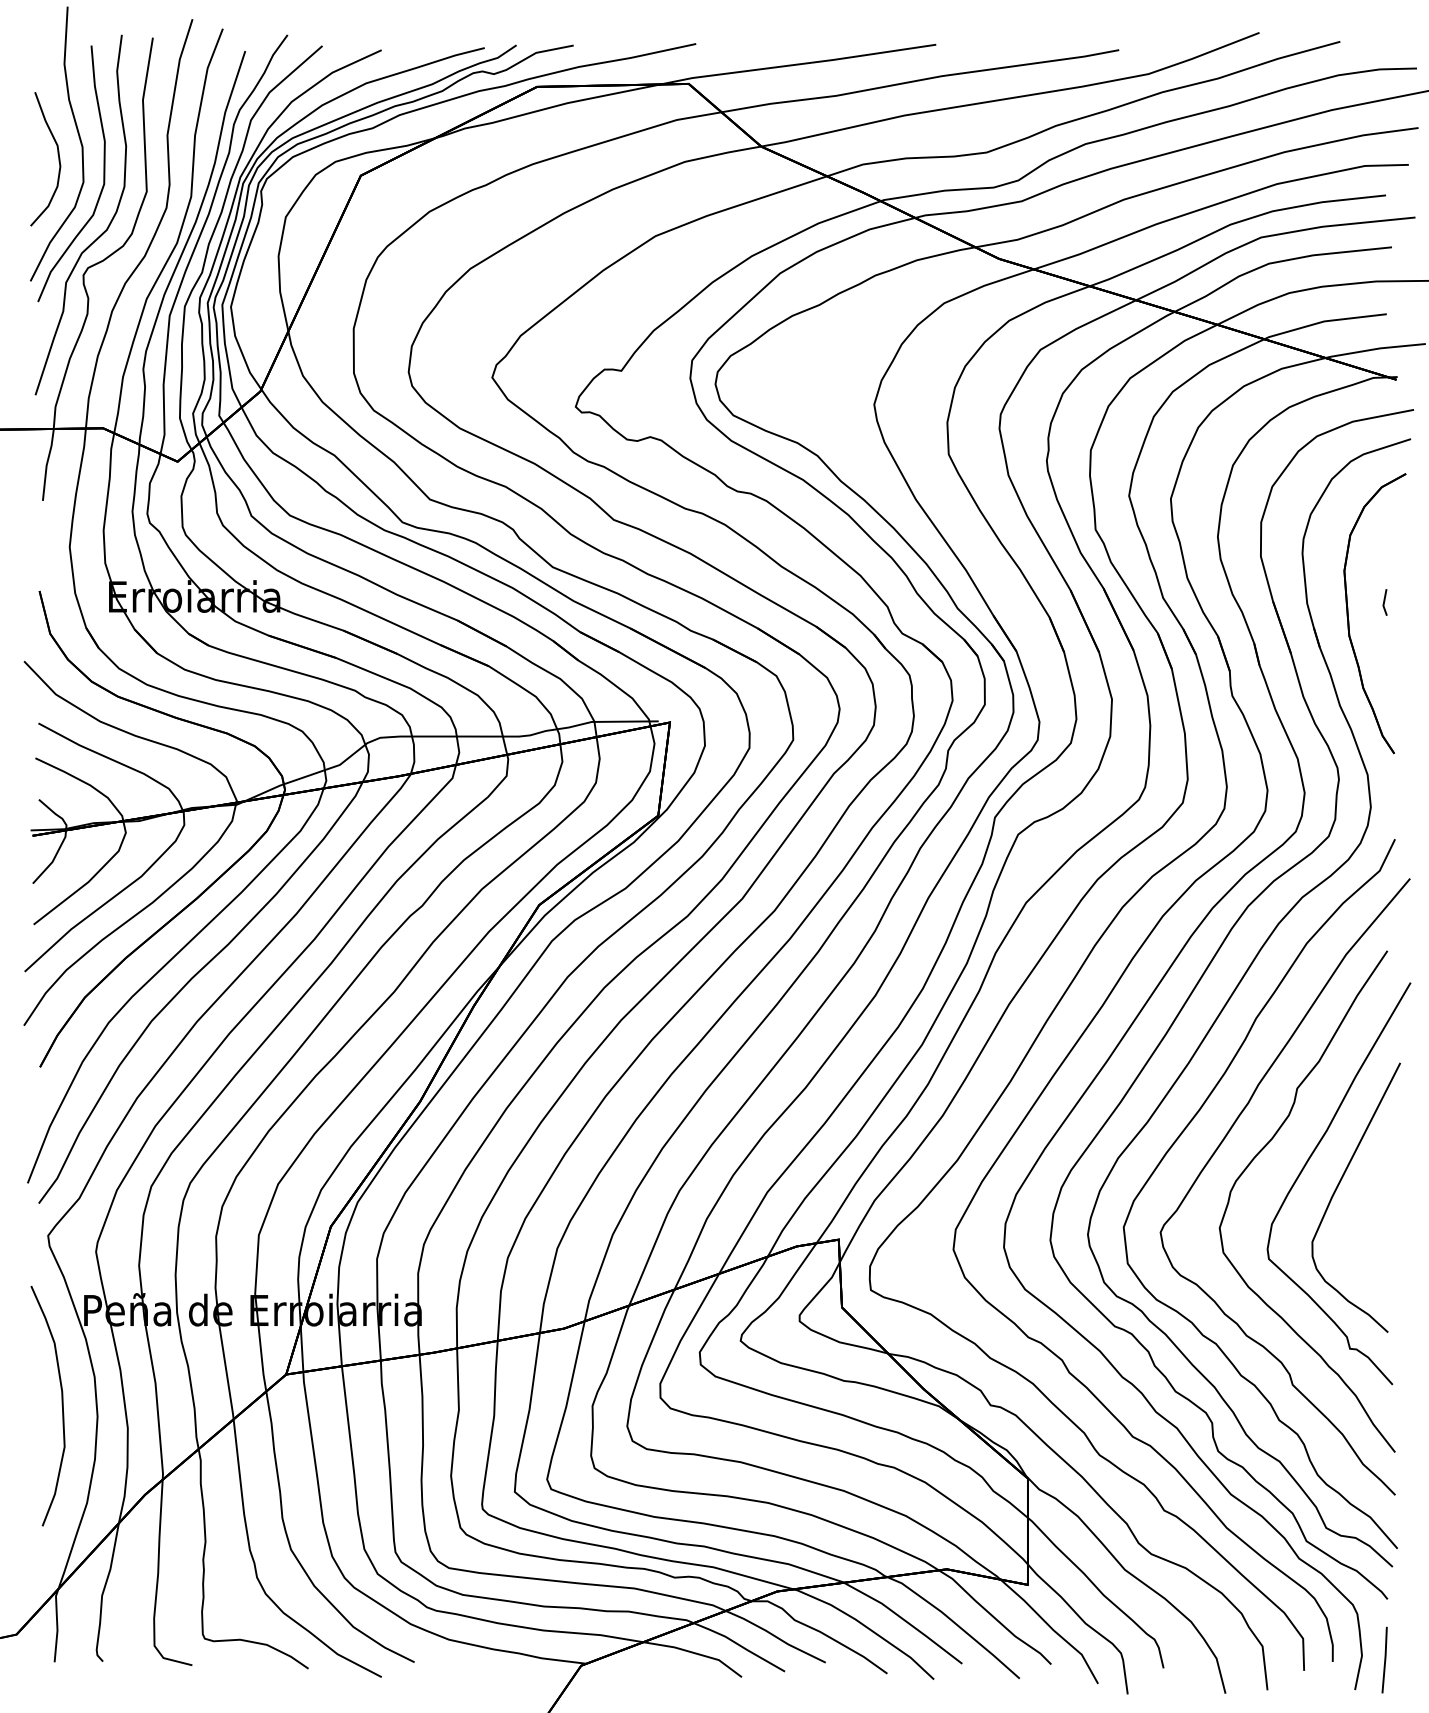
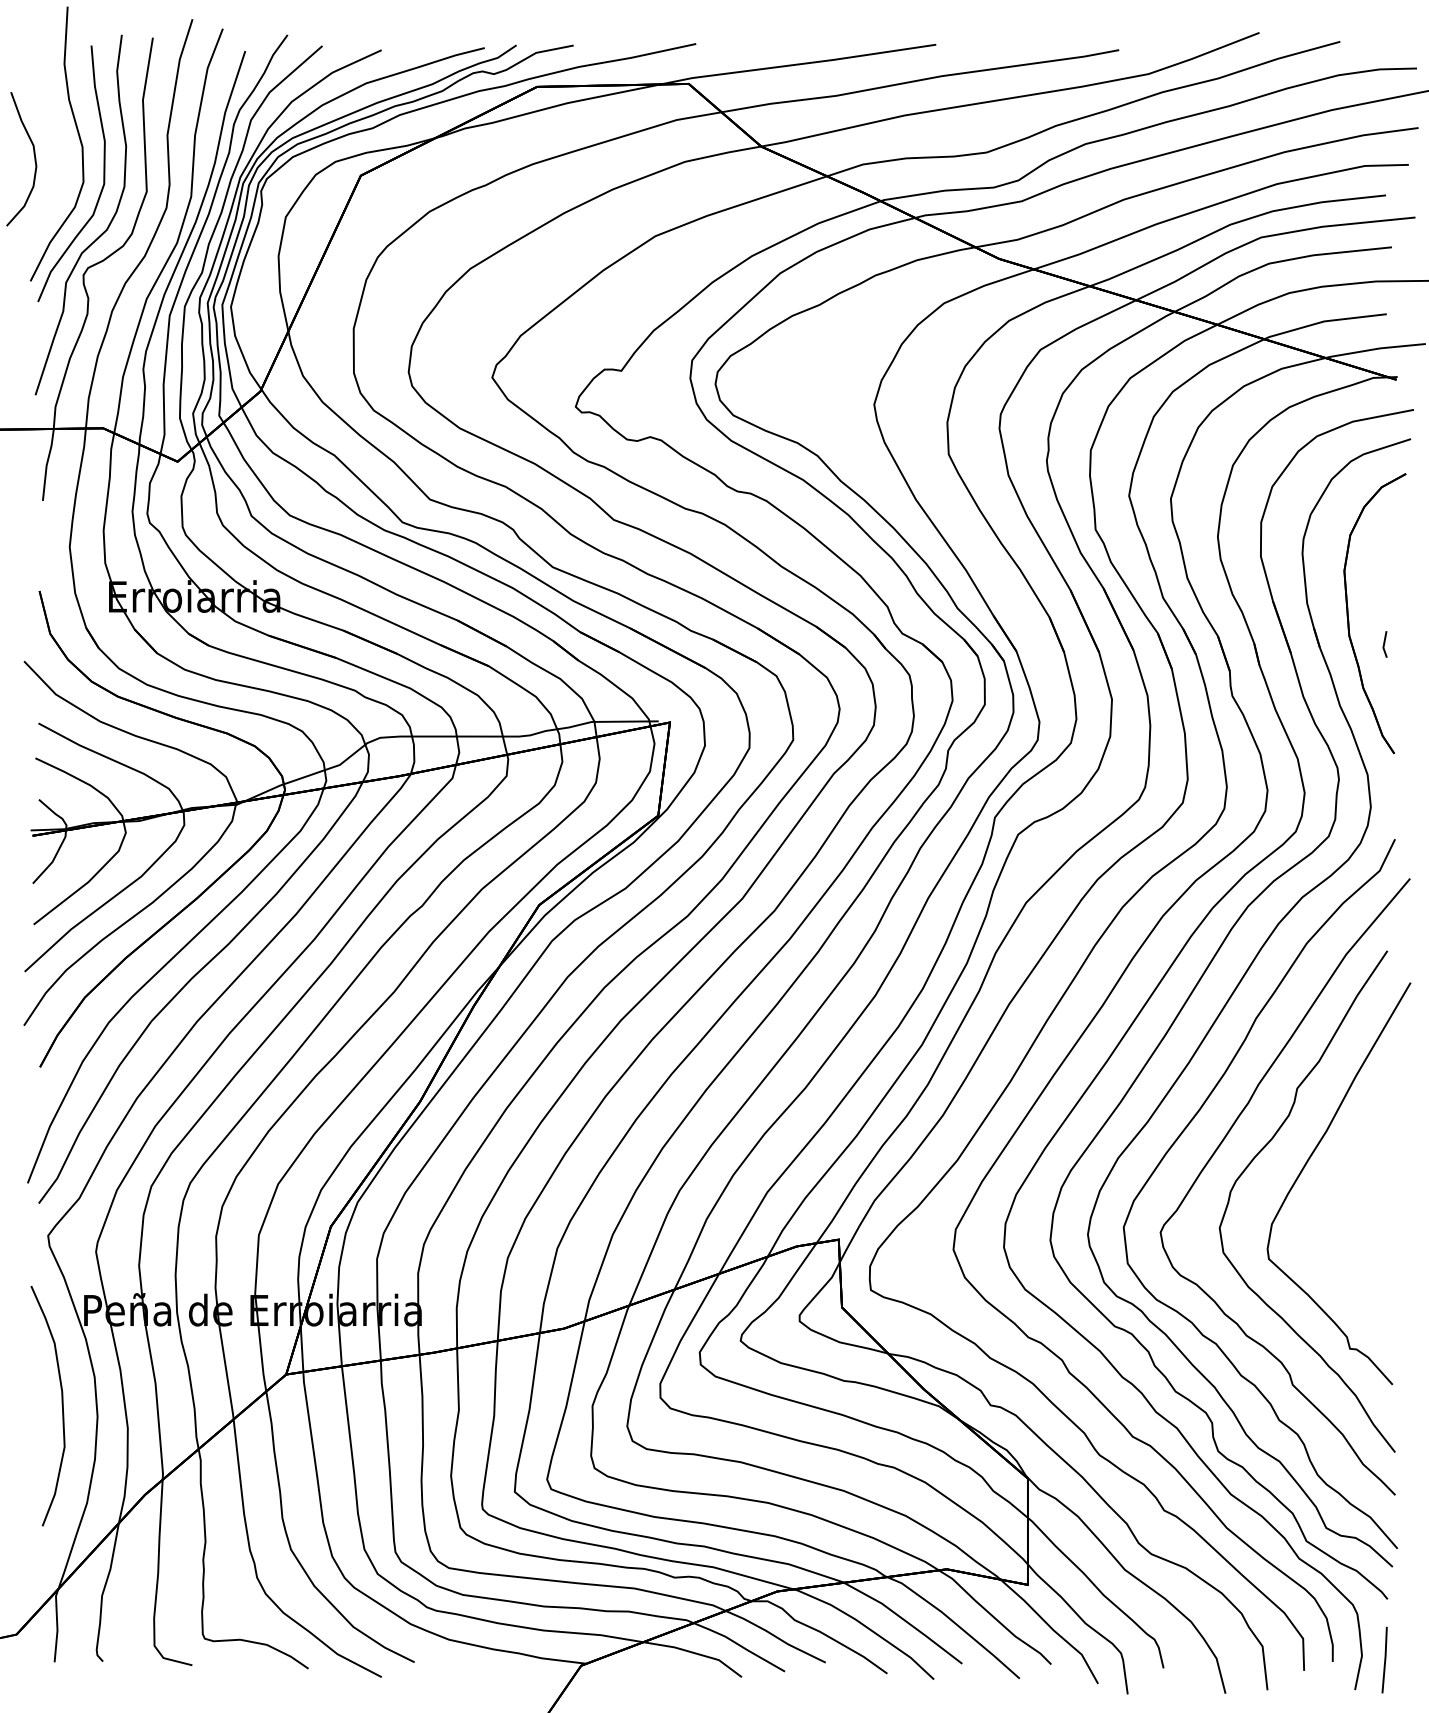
curve position: (57, 154) -> (33, 154) (33, 154)
part position: (1384, 602) -> (1384, 644) (1384, 644)
part: present -> none (1338, 1187)
